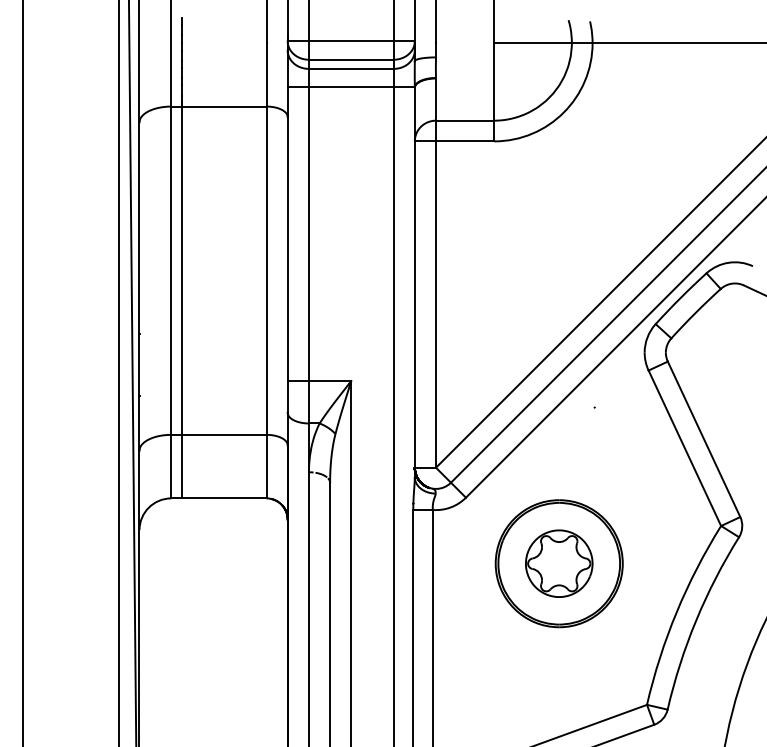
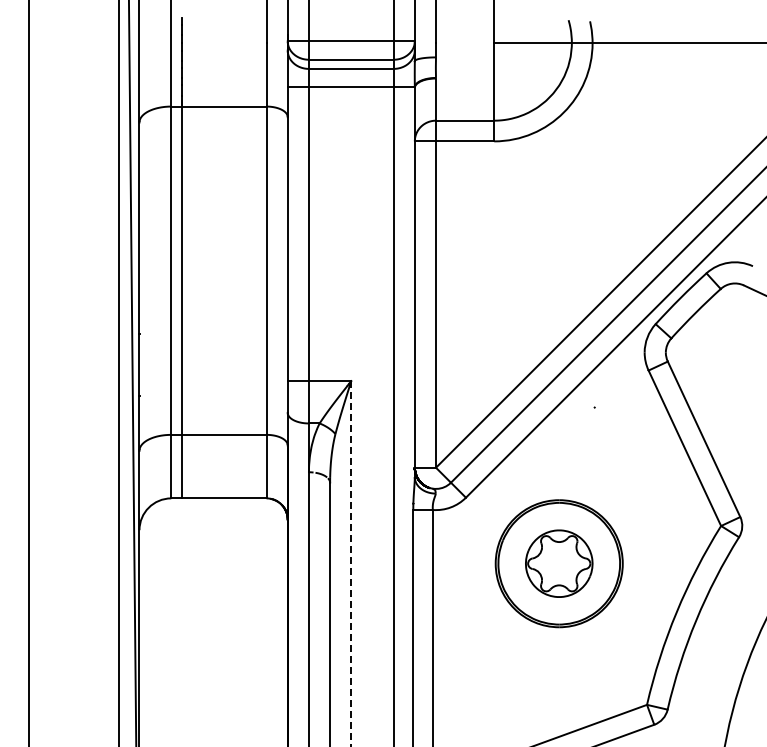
line position: (23, 372) -> (29, 372) (29, 372)
line: solid -> dashed (351, 564)
